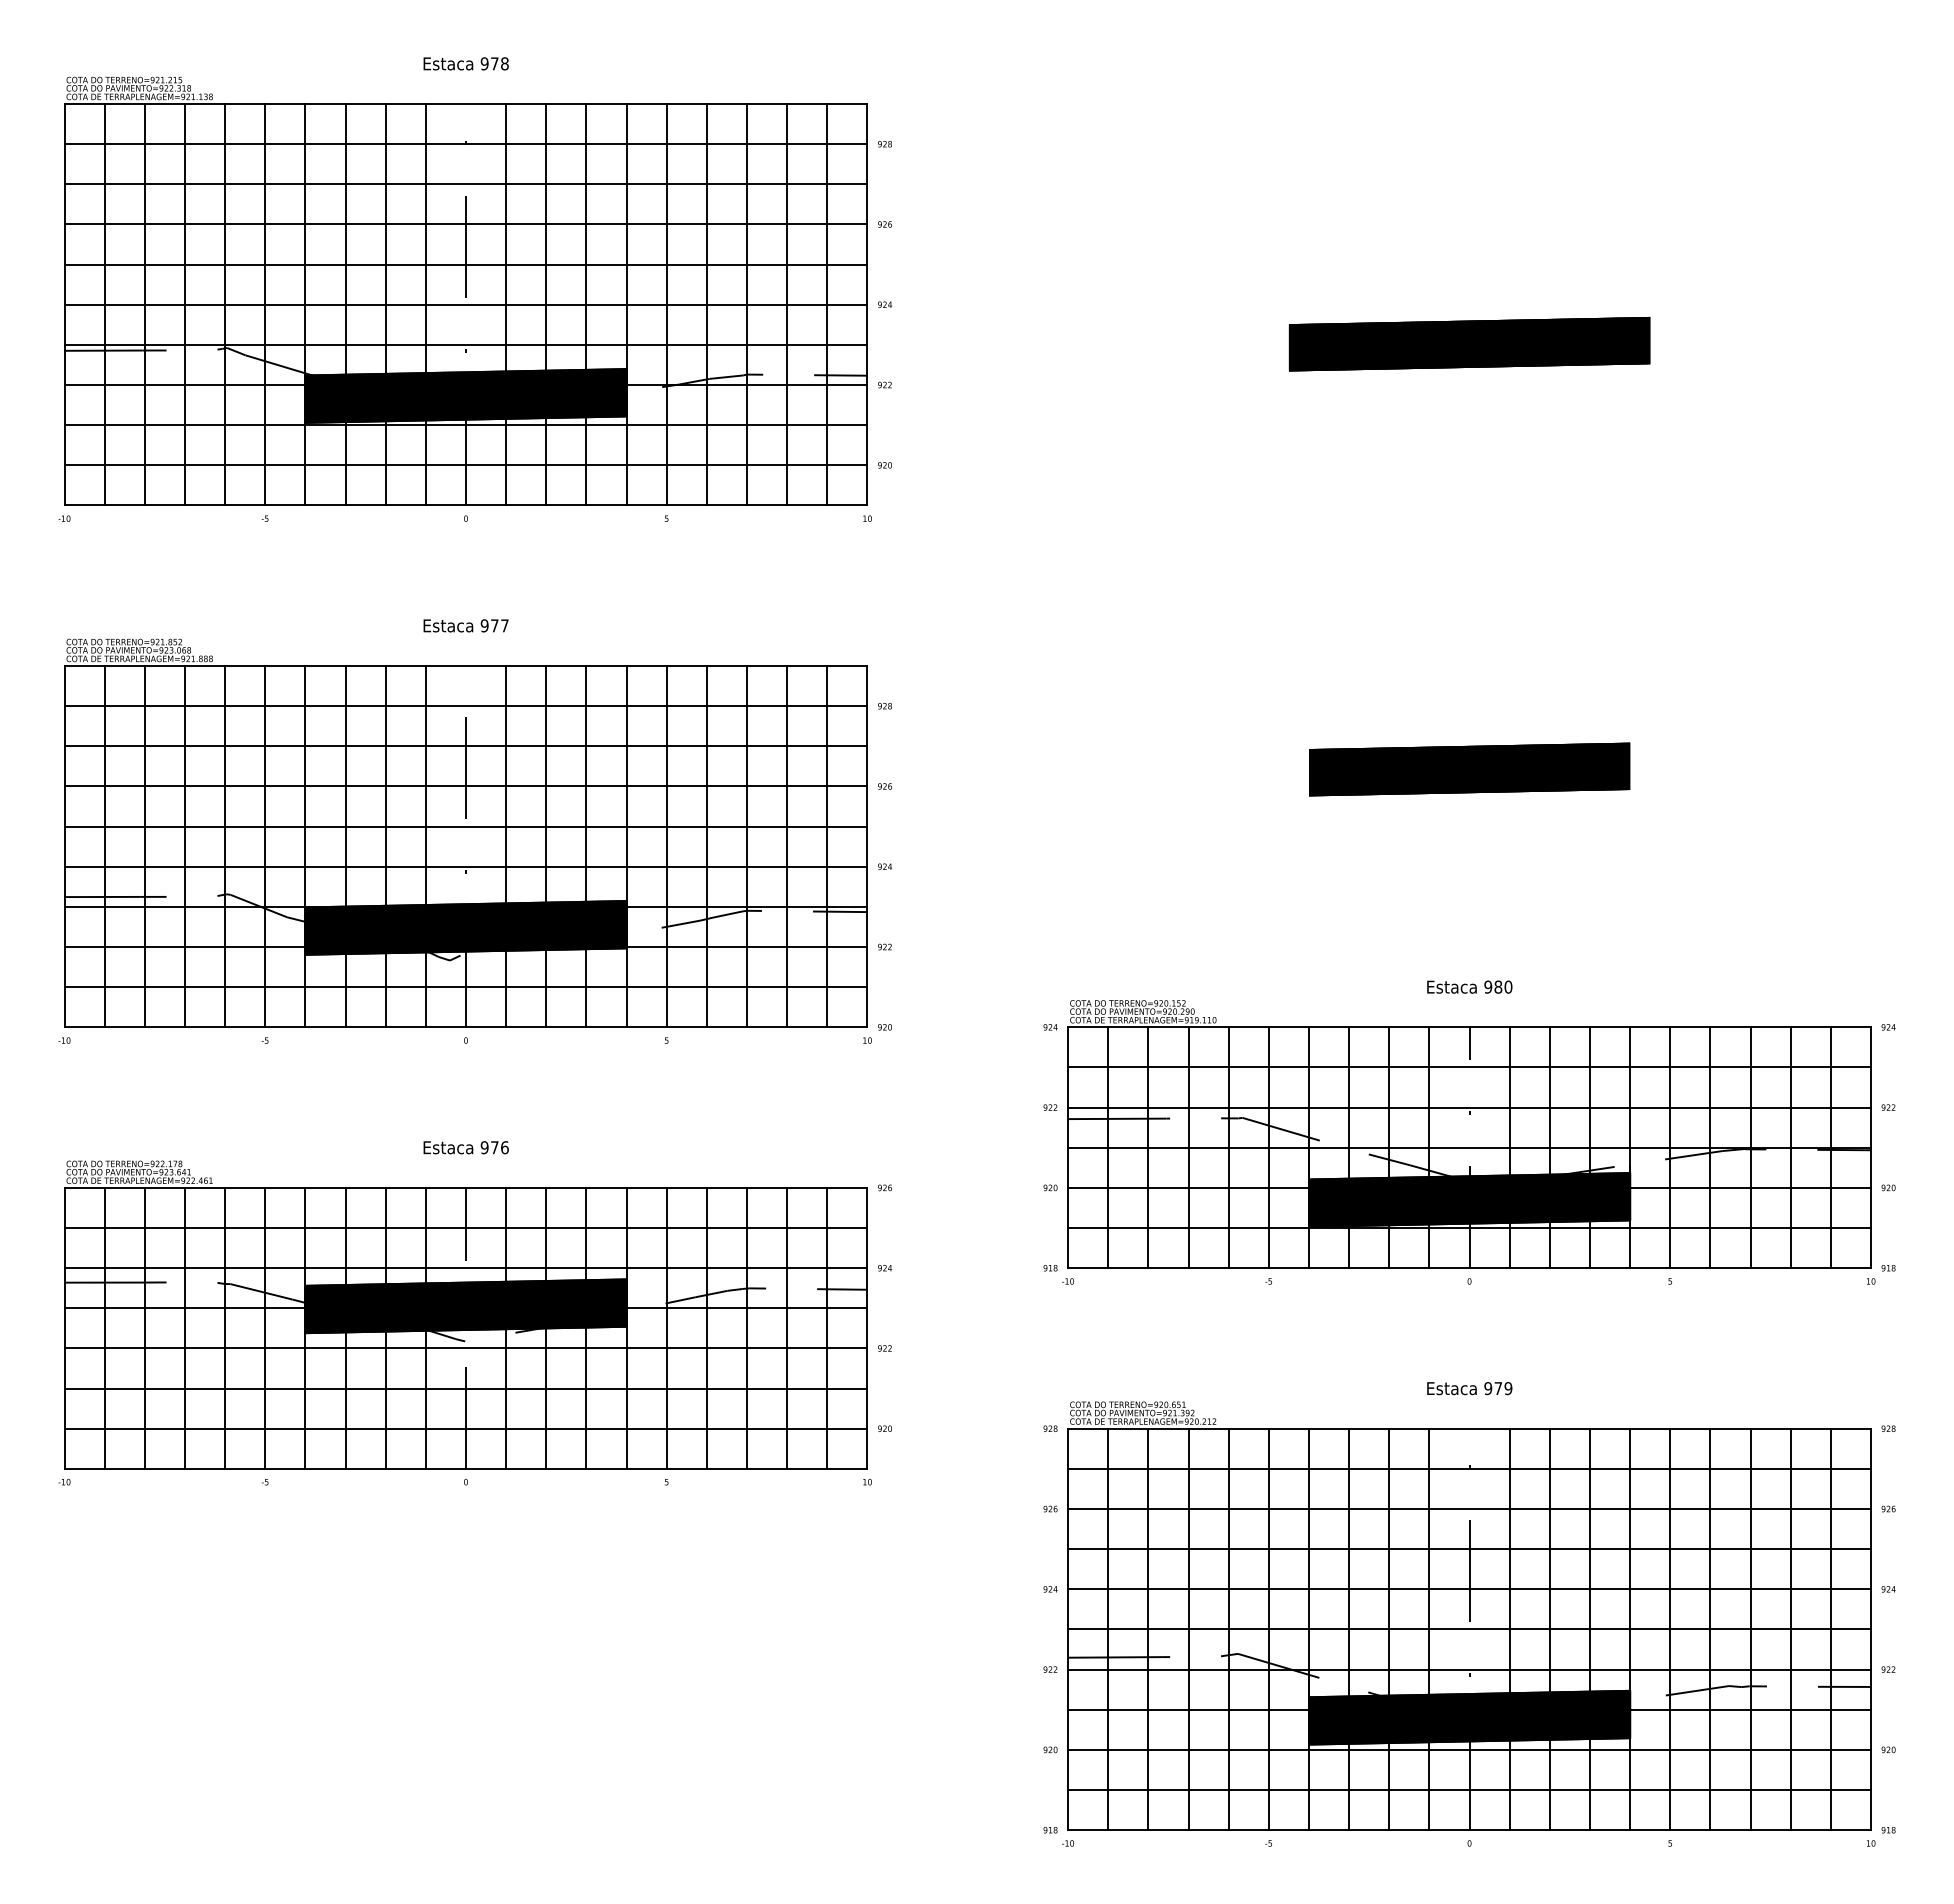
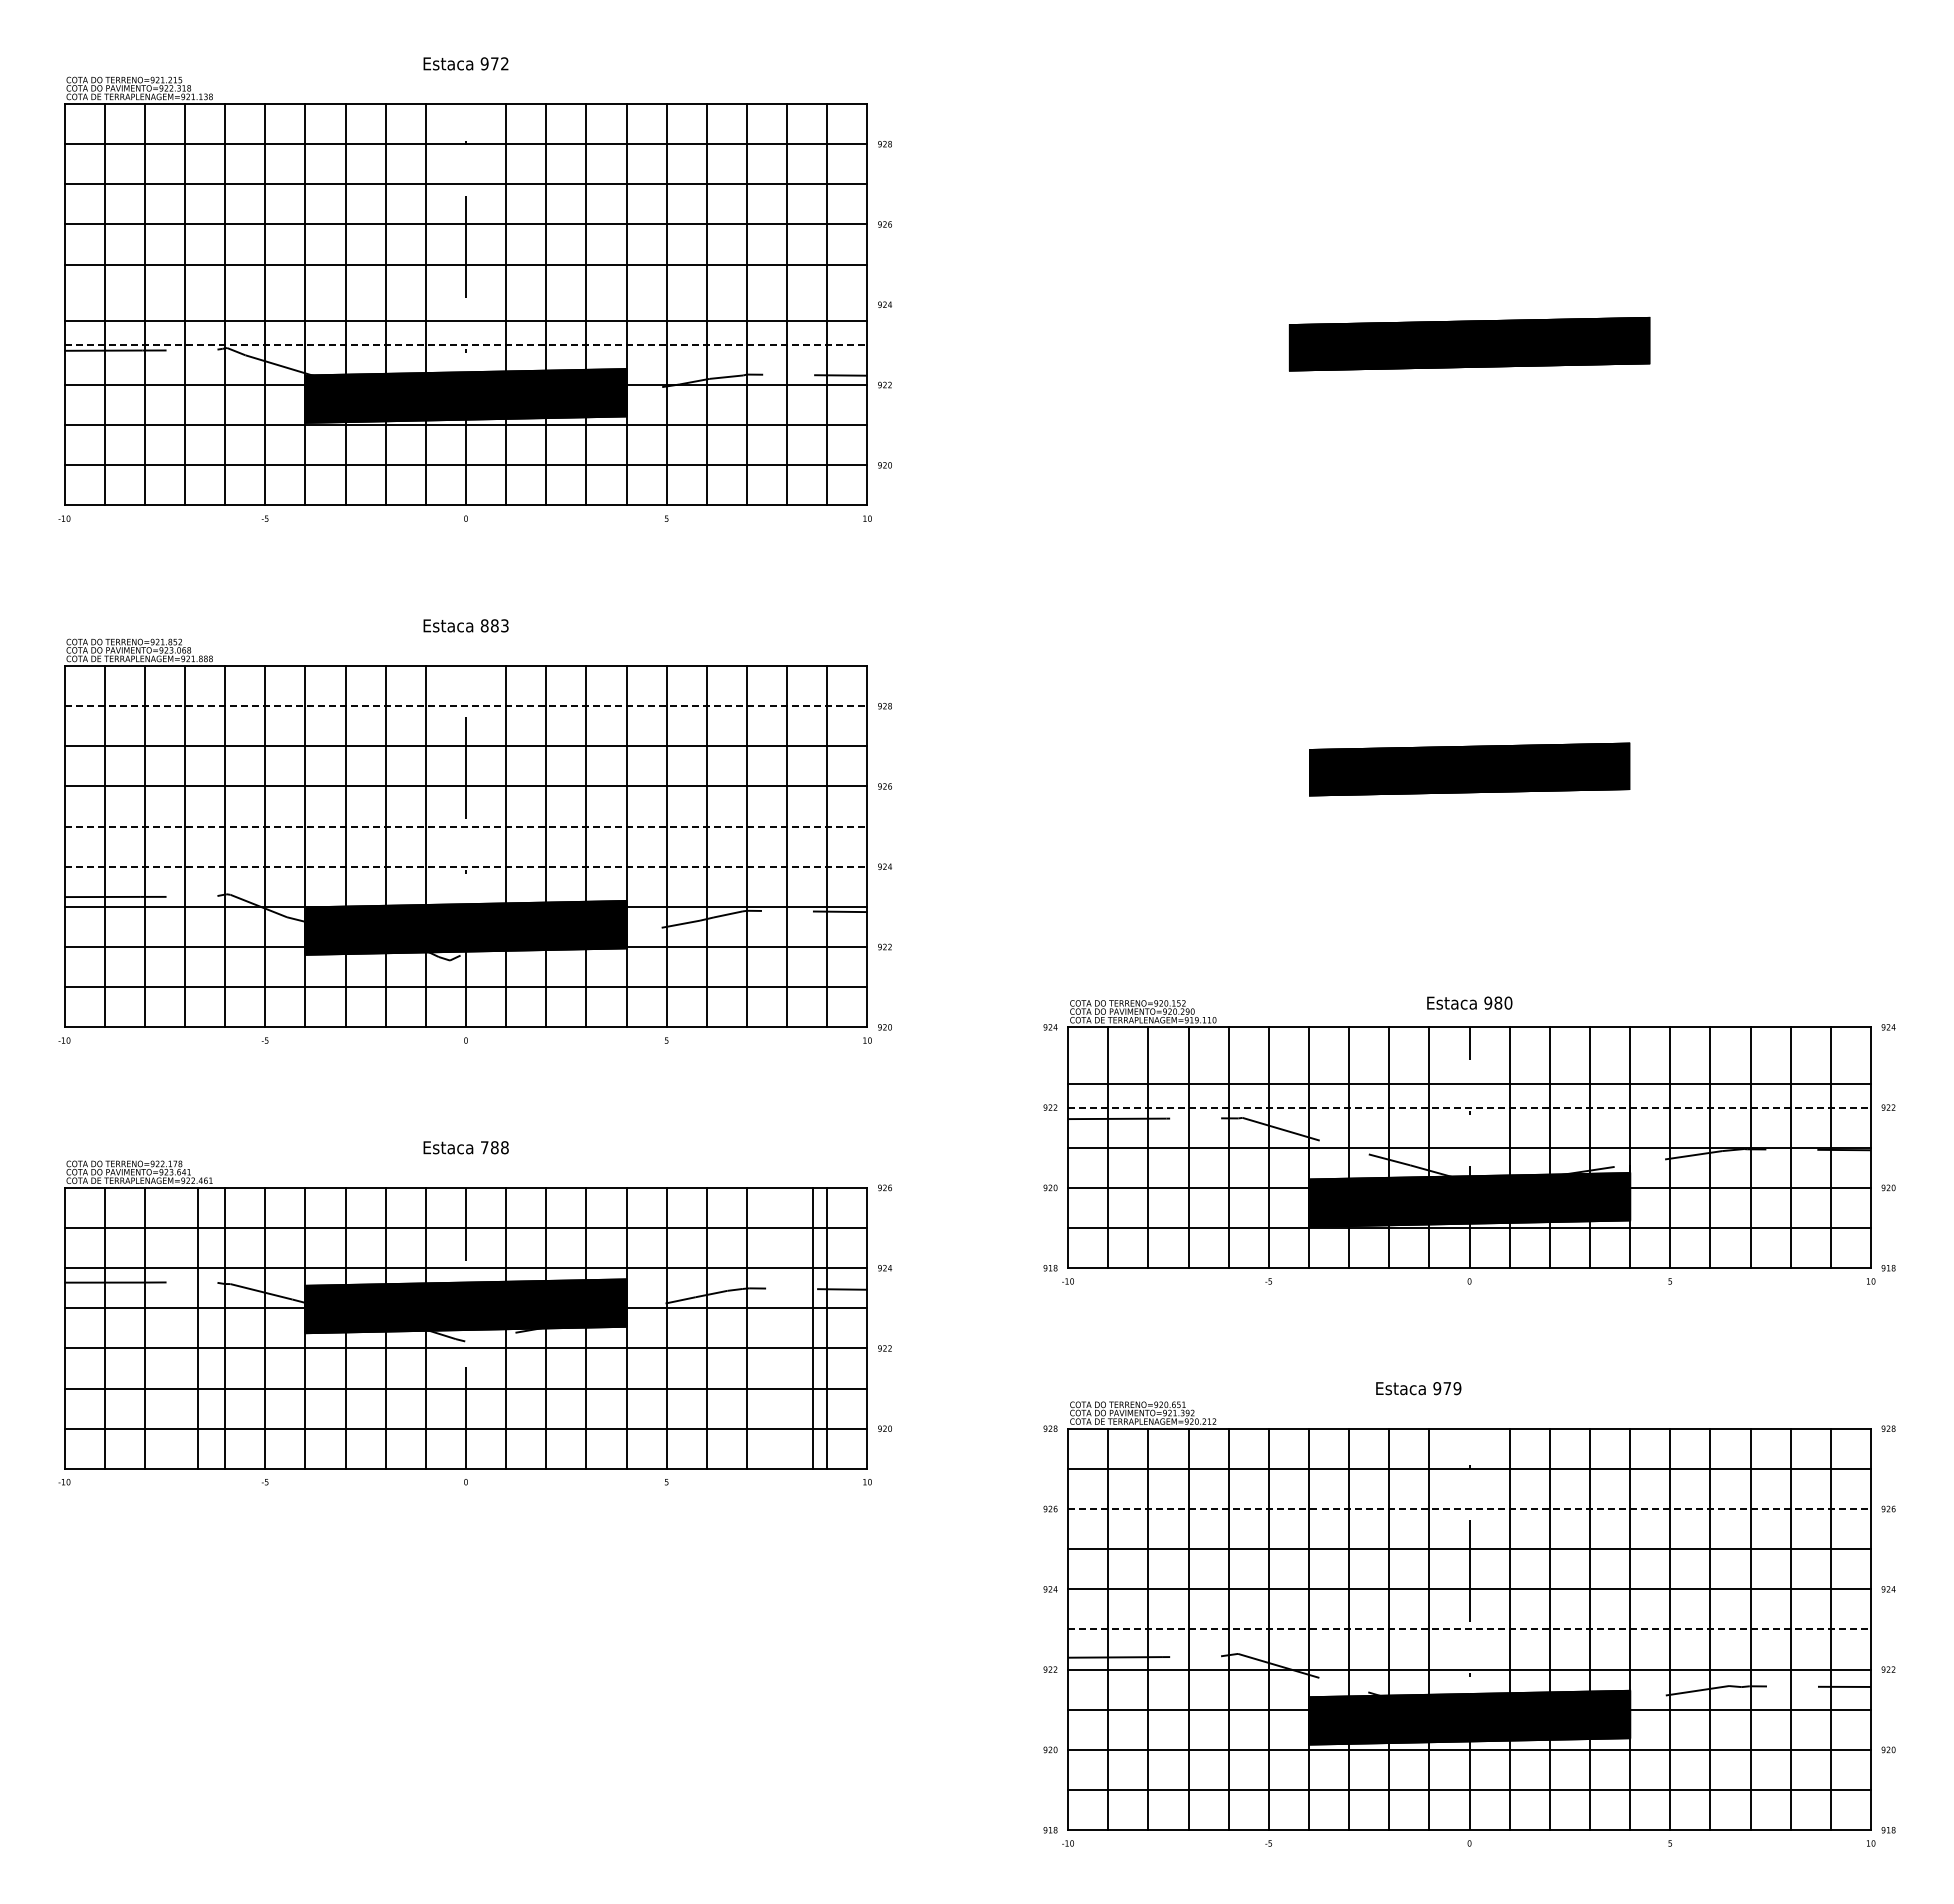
text: 978 -> 972 (504, 63)
line position: (465, 304) -> (465, 320) (465, 320)
line: solid -> dashed (466, 344)
text: 977 -> 883 (494, 625)
line: solid -> dashed (466, 706)
line: solid -> dashed (466, 826)
line: solid -> dashed (466, 866)
text position: (1469, 986) -> (1469, 1002) (1469, 1002)
line position: (1469, 1067) -> (1469, 1084) (1469, 1084)
line: solid -> dashed (1470, 1107)
text: 976 -> 788 (494, 1147)
line position: (185, 1327) -> (198, 1327) (198, 1327)
line position: (787, 1327) -> (813, 1327) (813, 1327)
text position: (1469, 1388) -> (1418, 1388) (1418, 1388)
line: solid -> dashed (1470, 1509)
line: solid -> dashed (1470, 1629)
